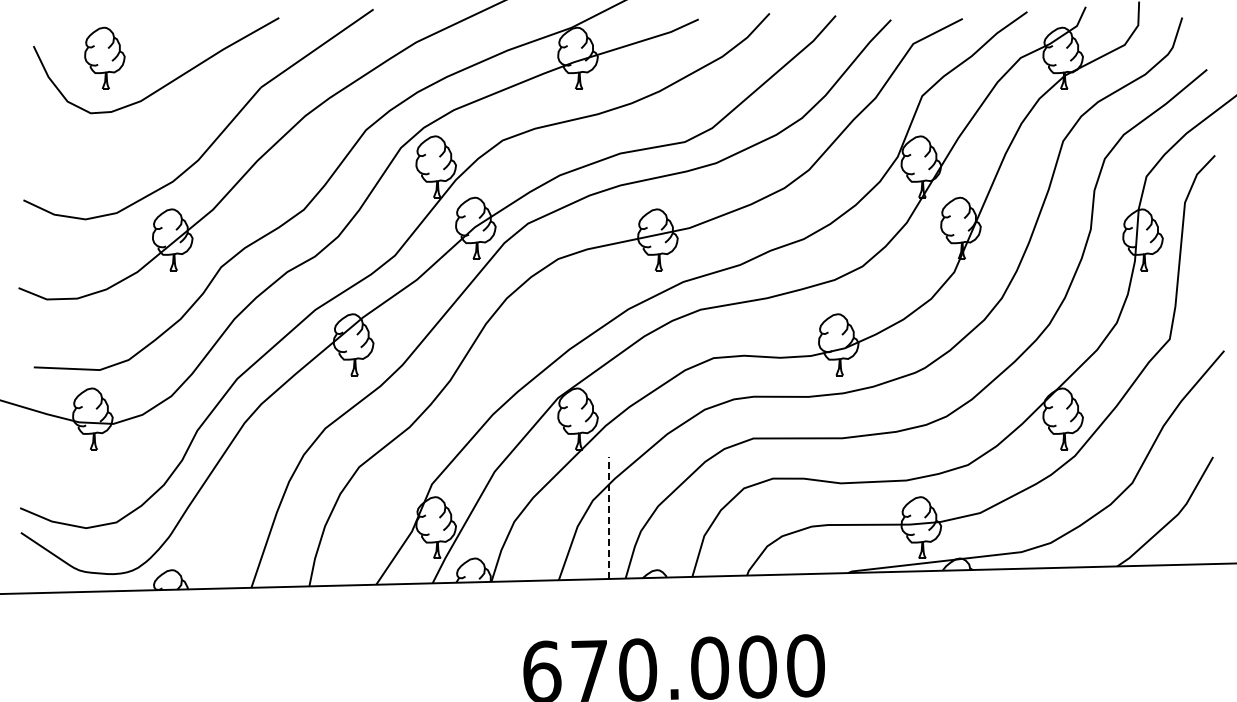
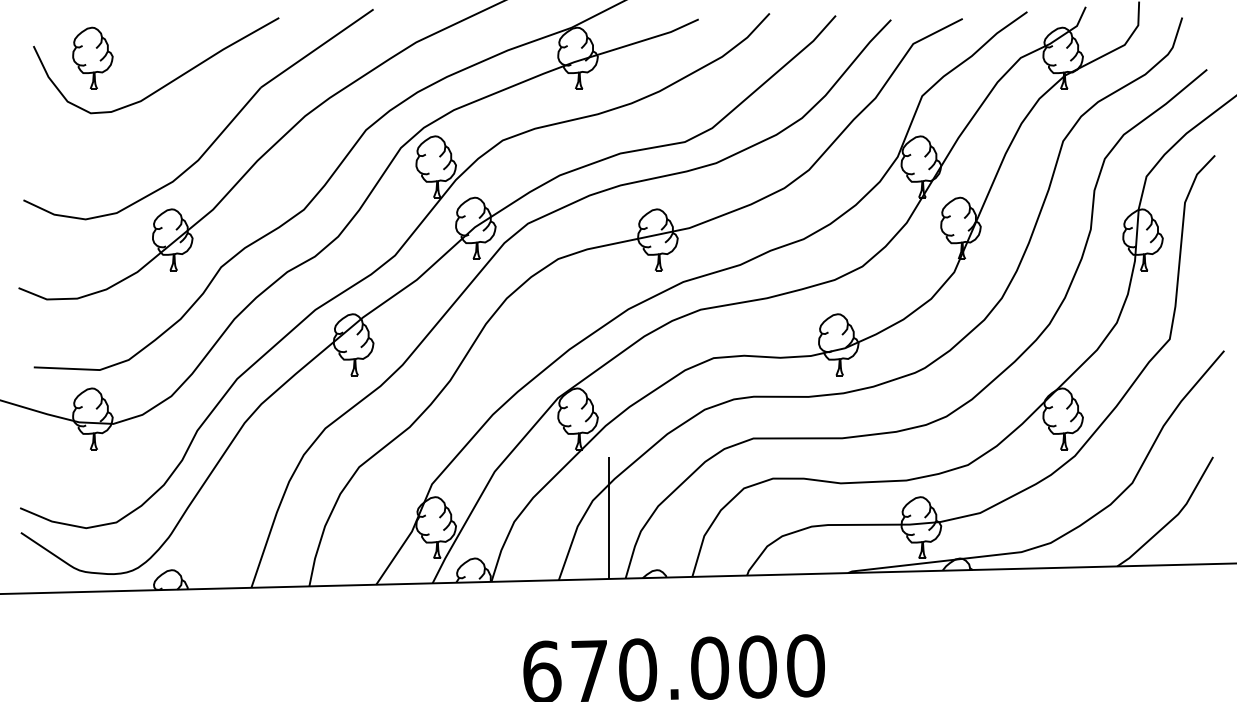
part position: (104, 57) -> (92, 57) (92, 57)
line: dashed -> solid (609, 517)
